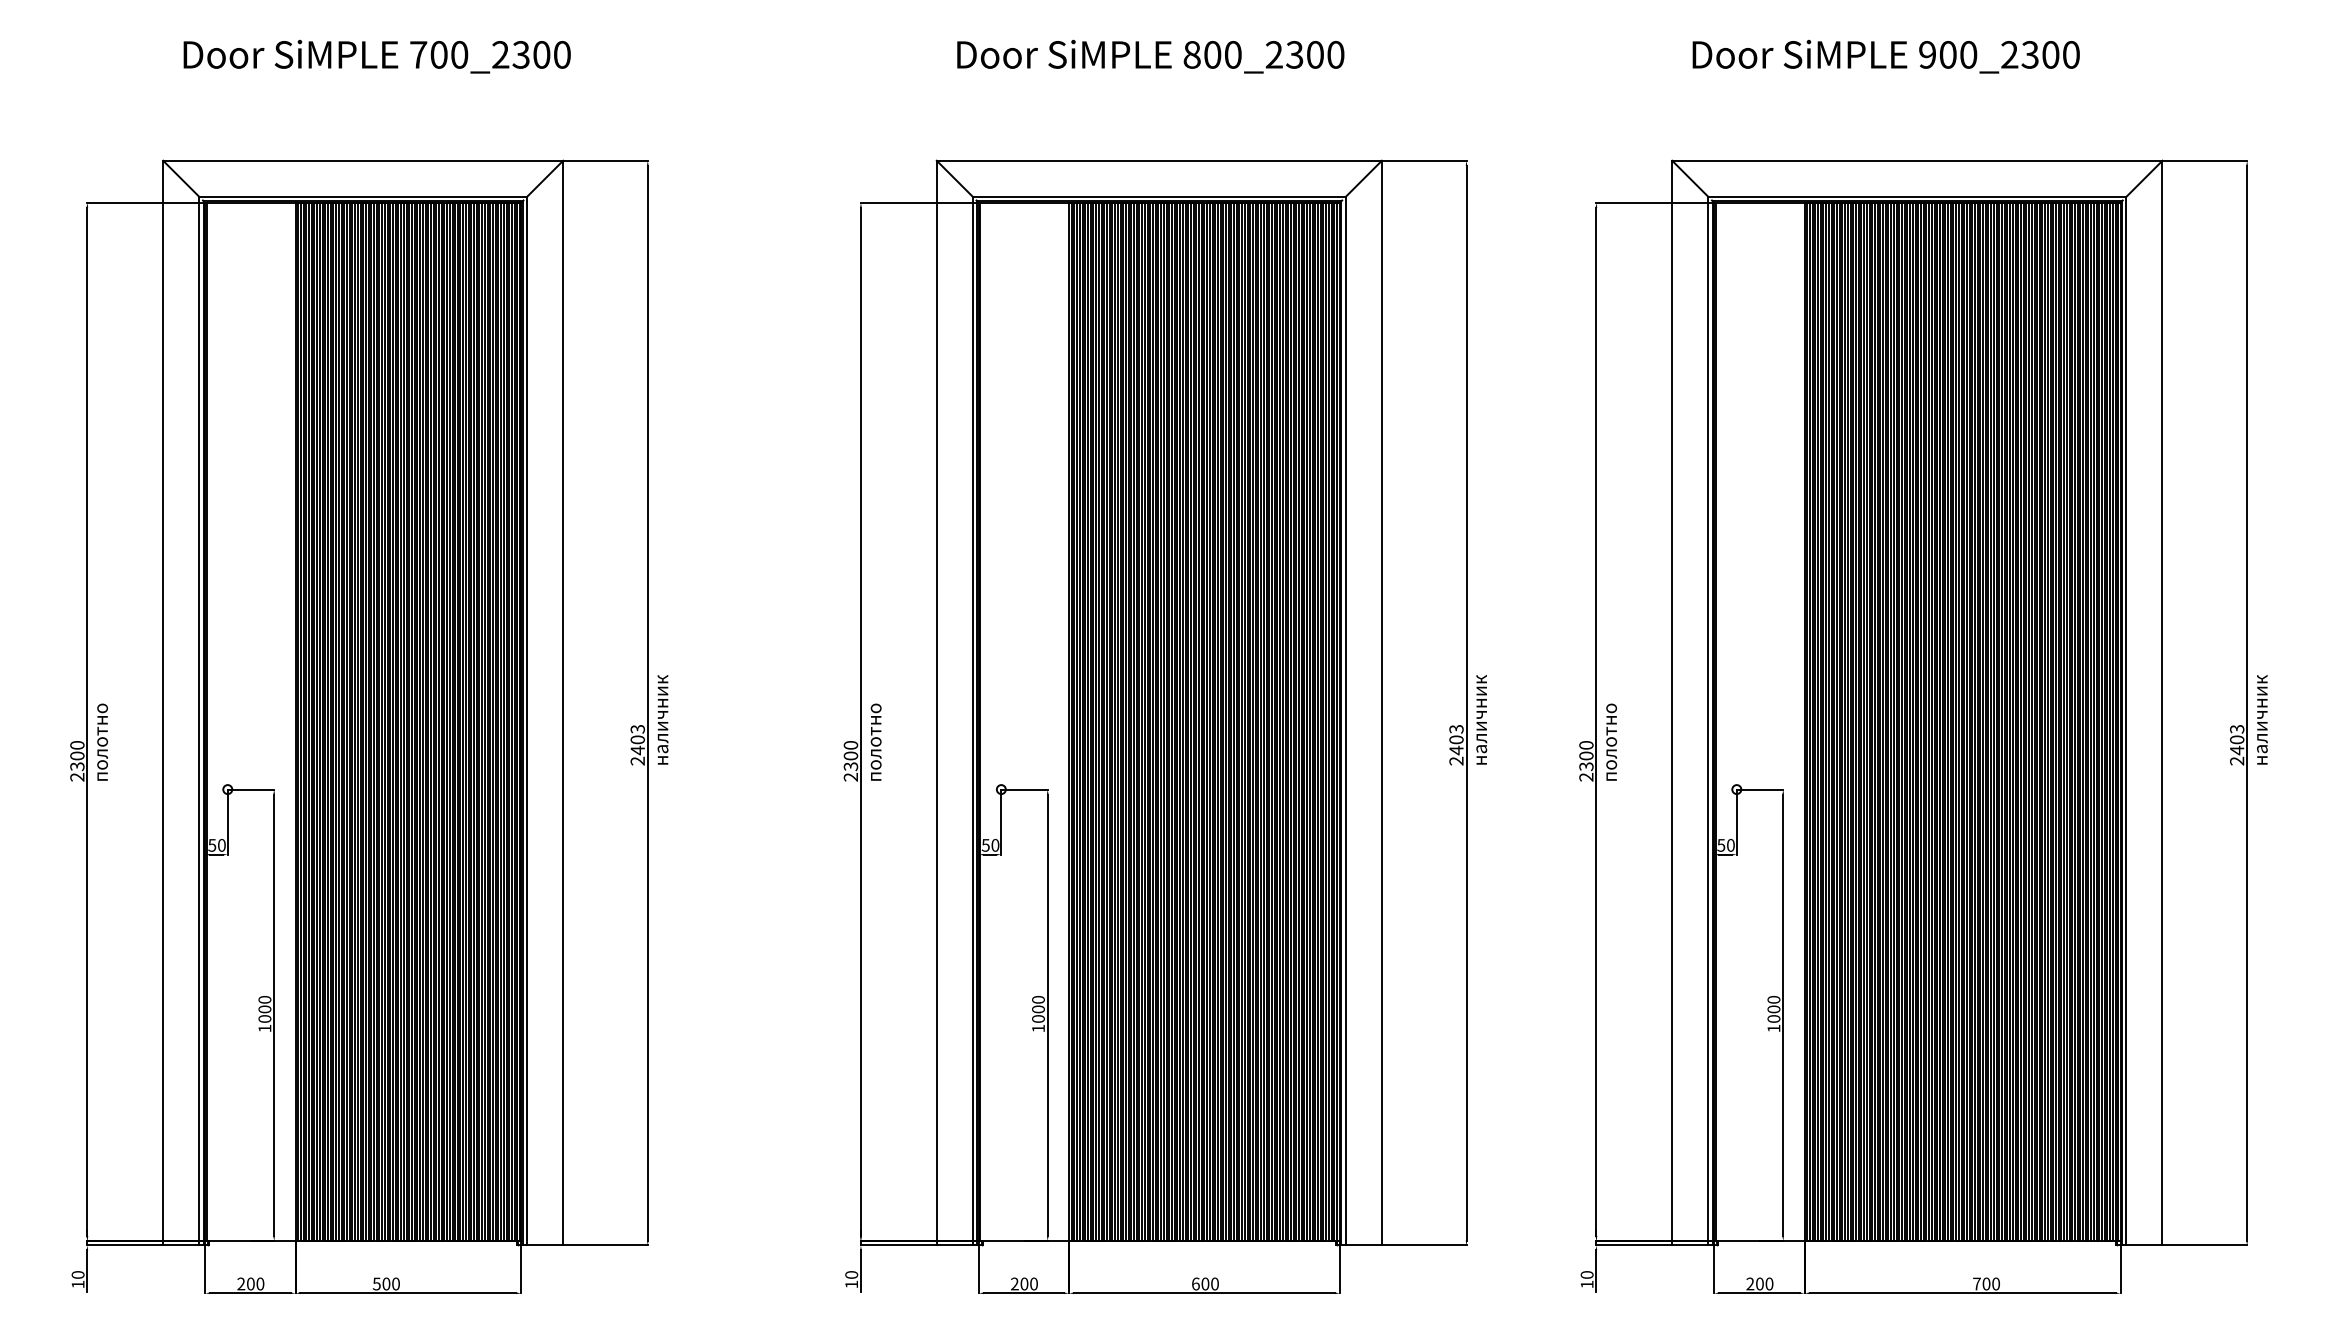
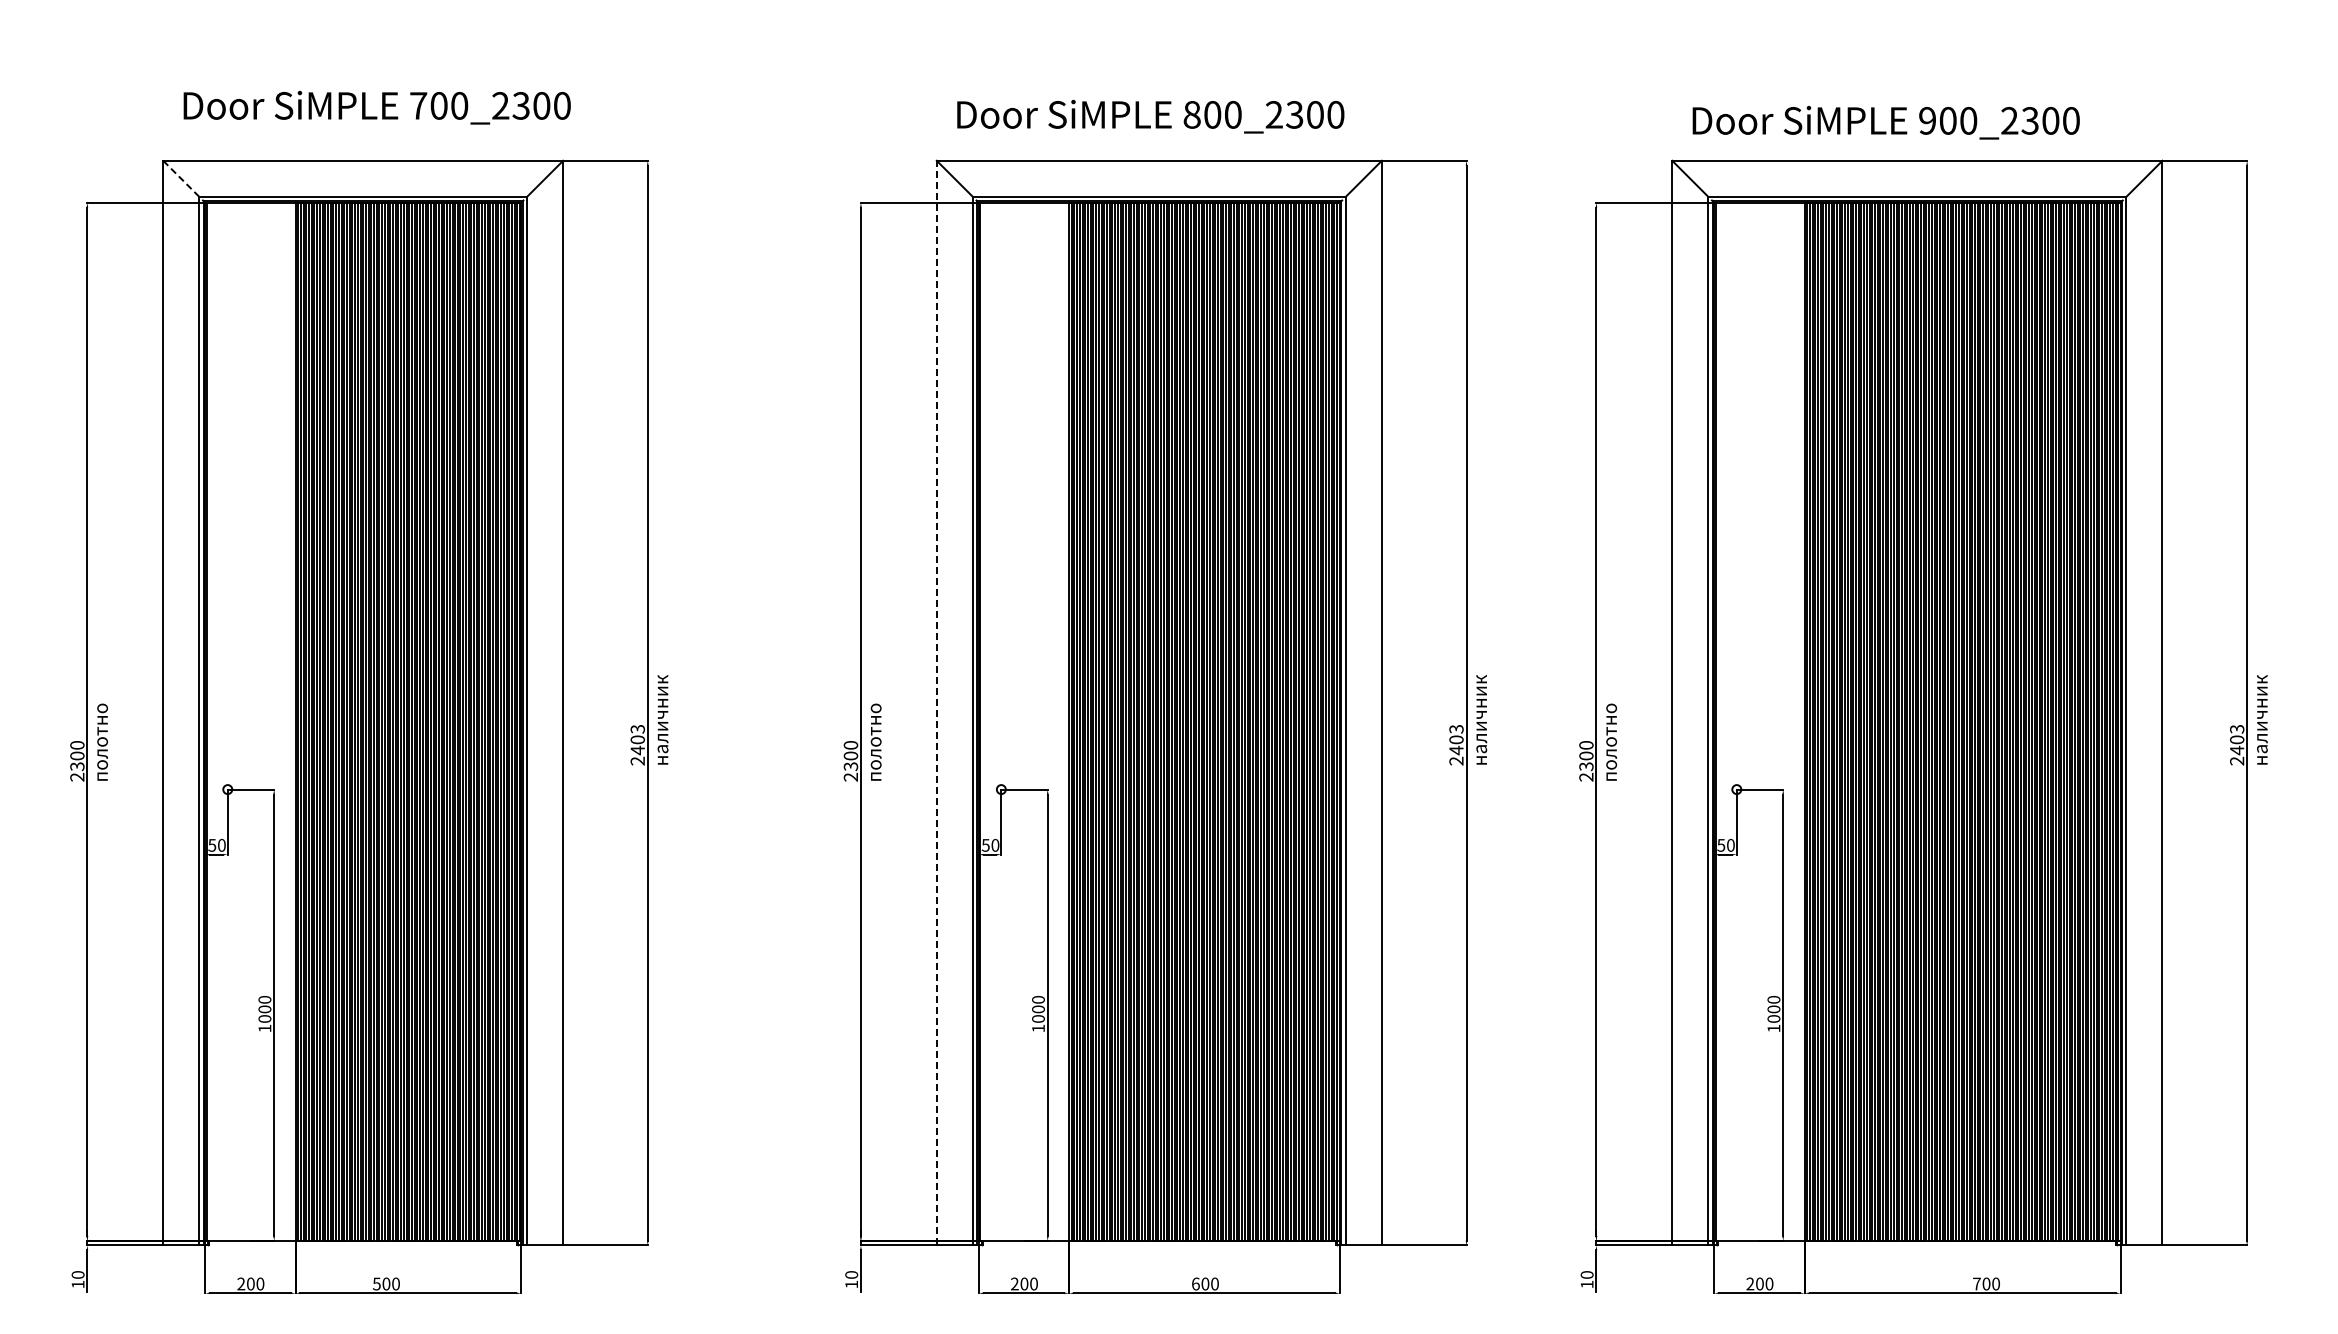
text position: (376, 56) -> (376, 107) (376, 107)
text position: (1150, 56) -> (1150, 116) (1150, 116)
text position: (1885, 56) -> (1885, 122) (1885, 122)
line: solid -> dashed (181, 178)
line: solid -> dashed (936, 702)
